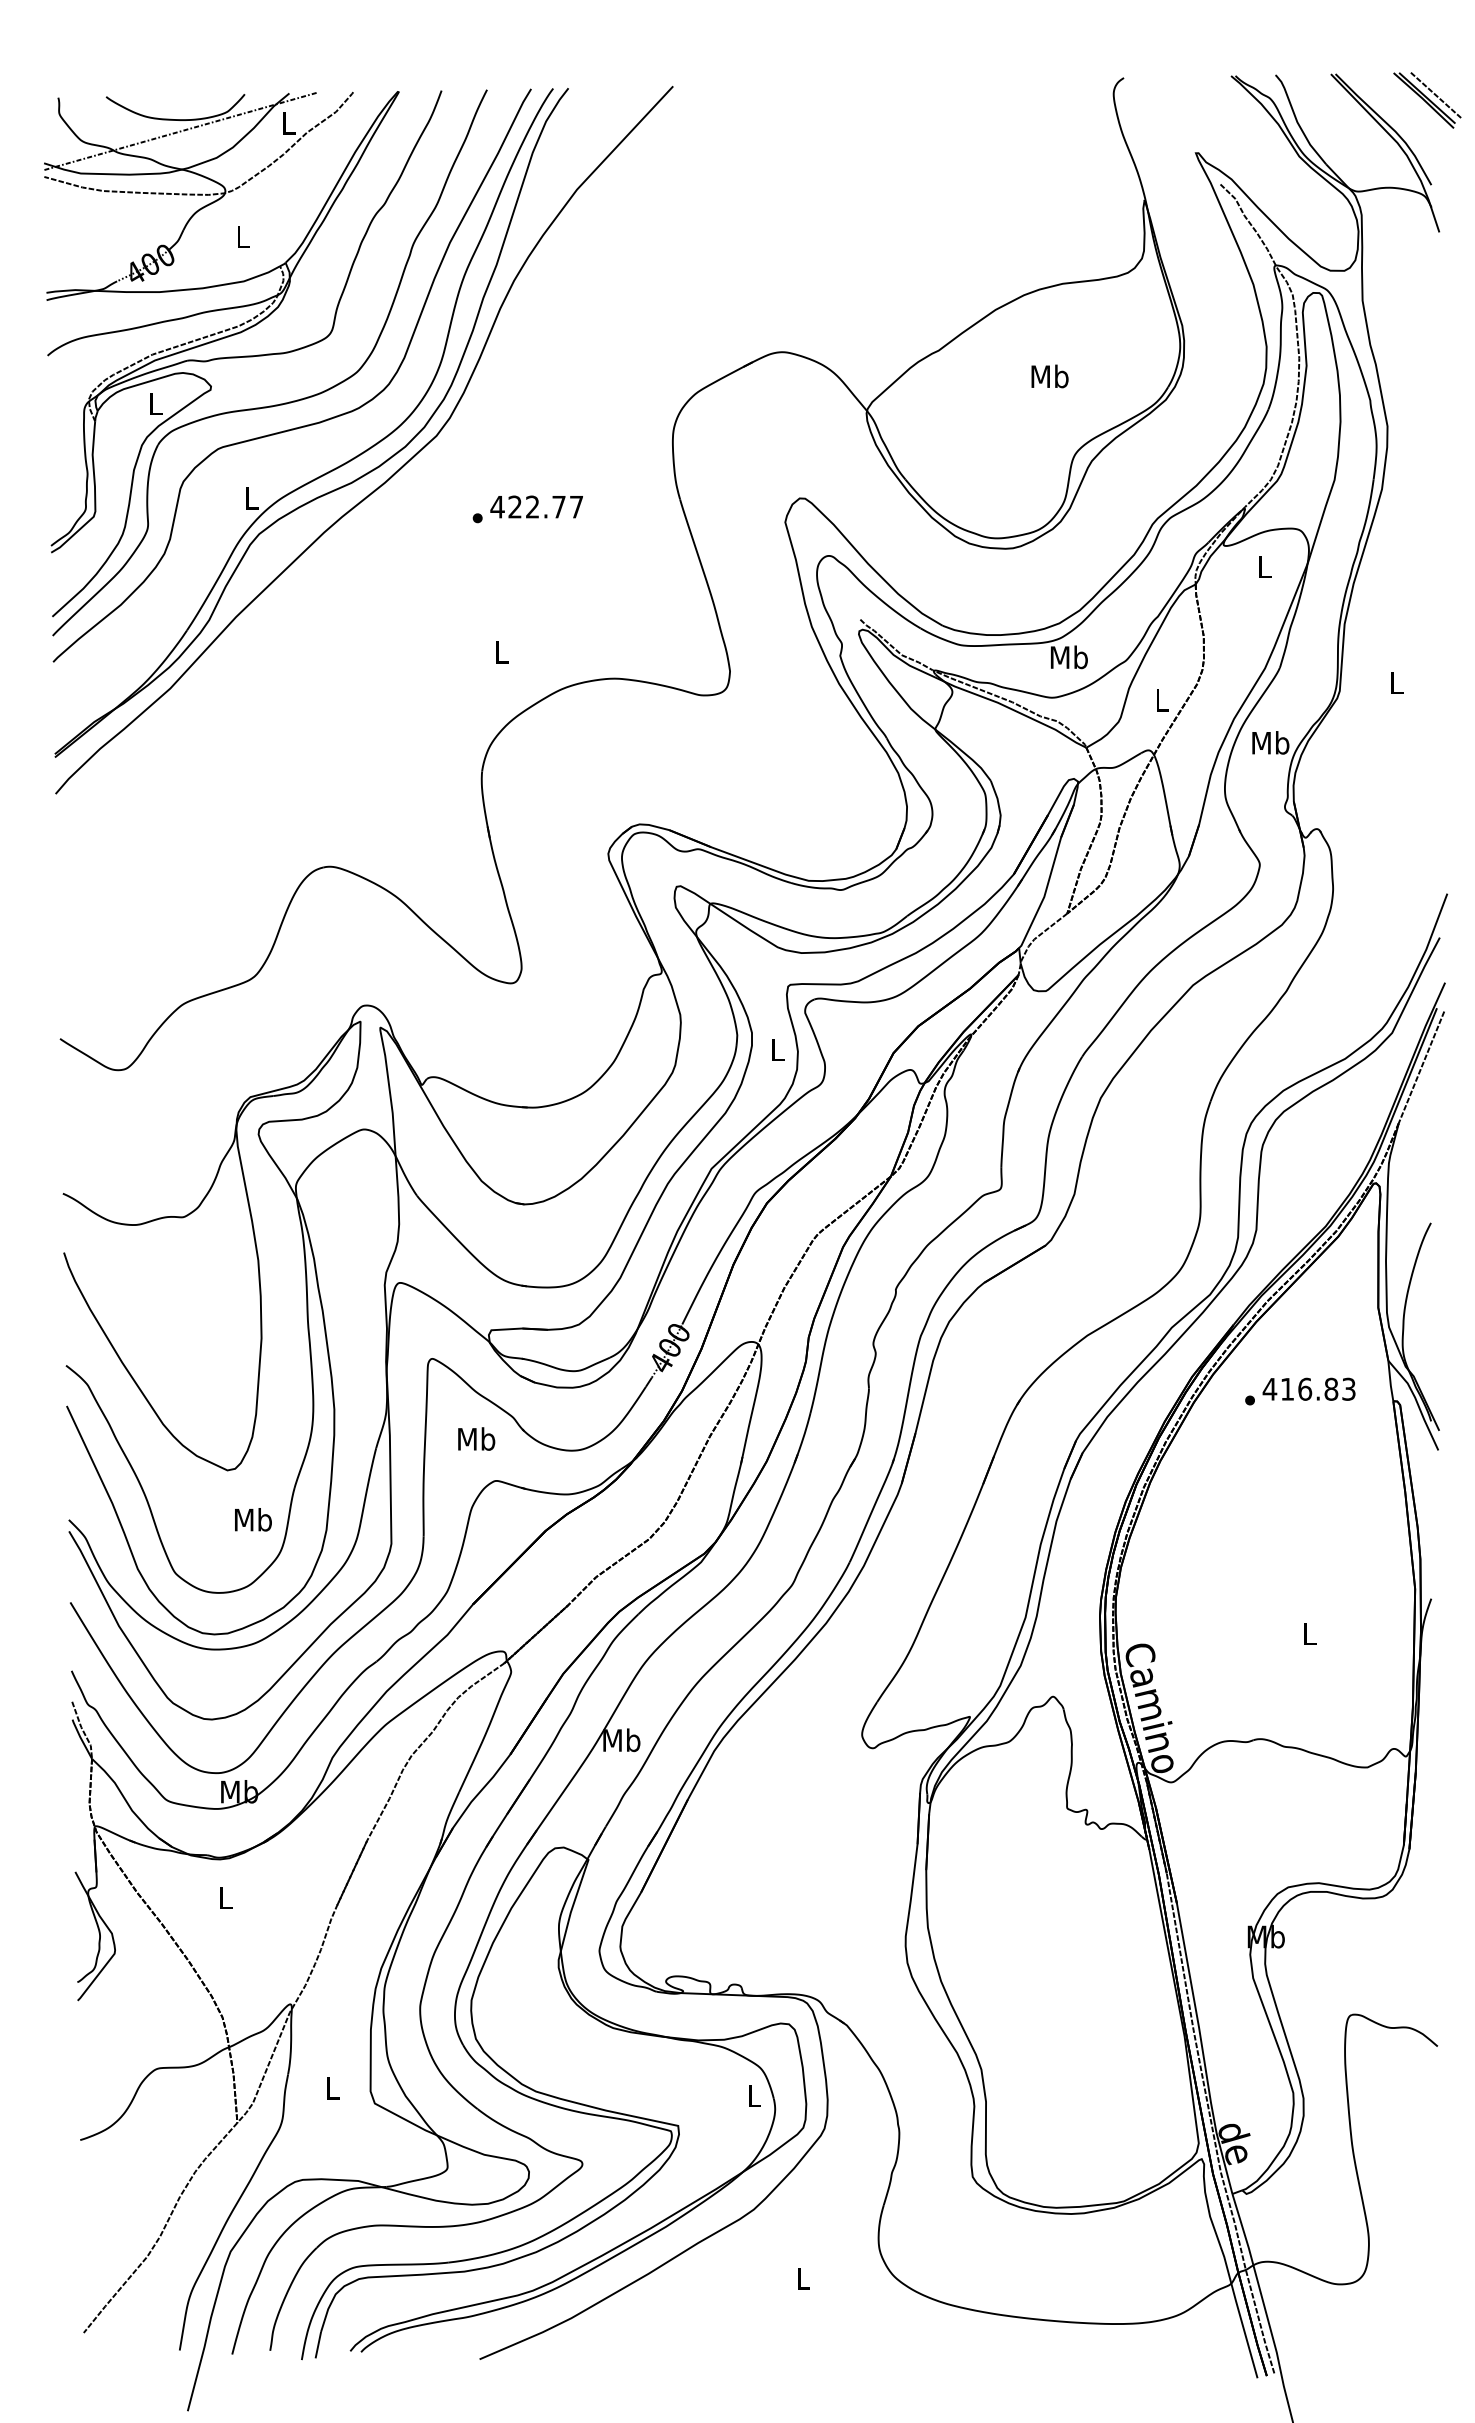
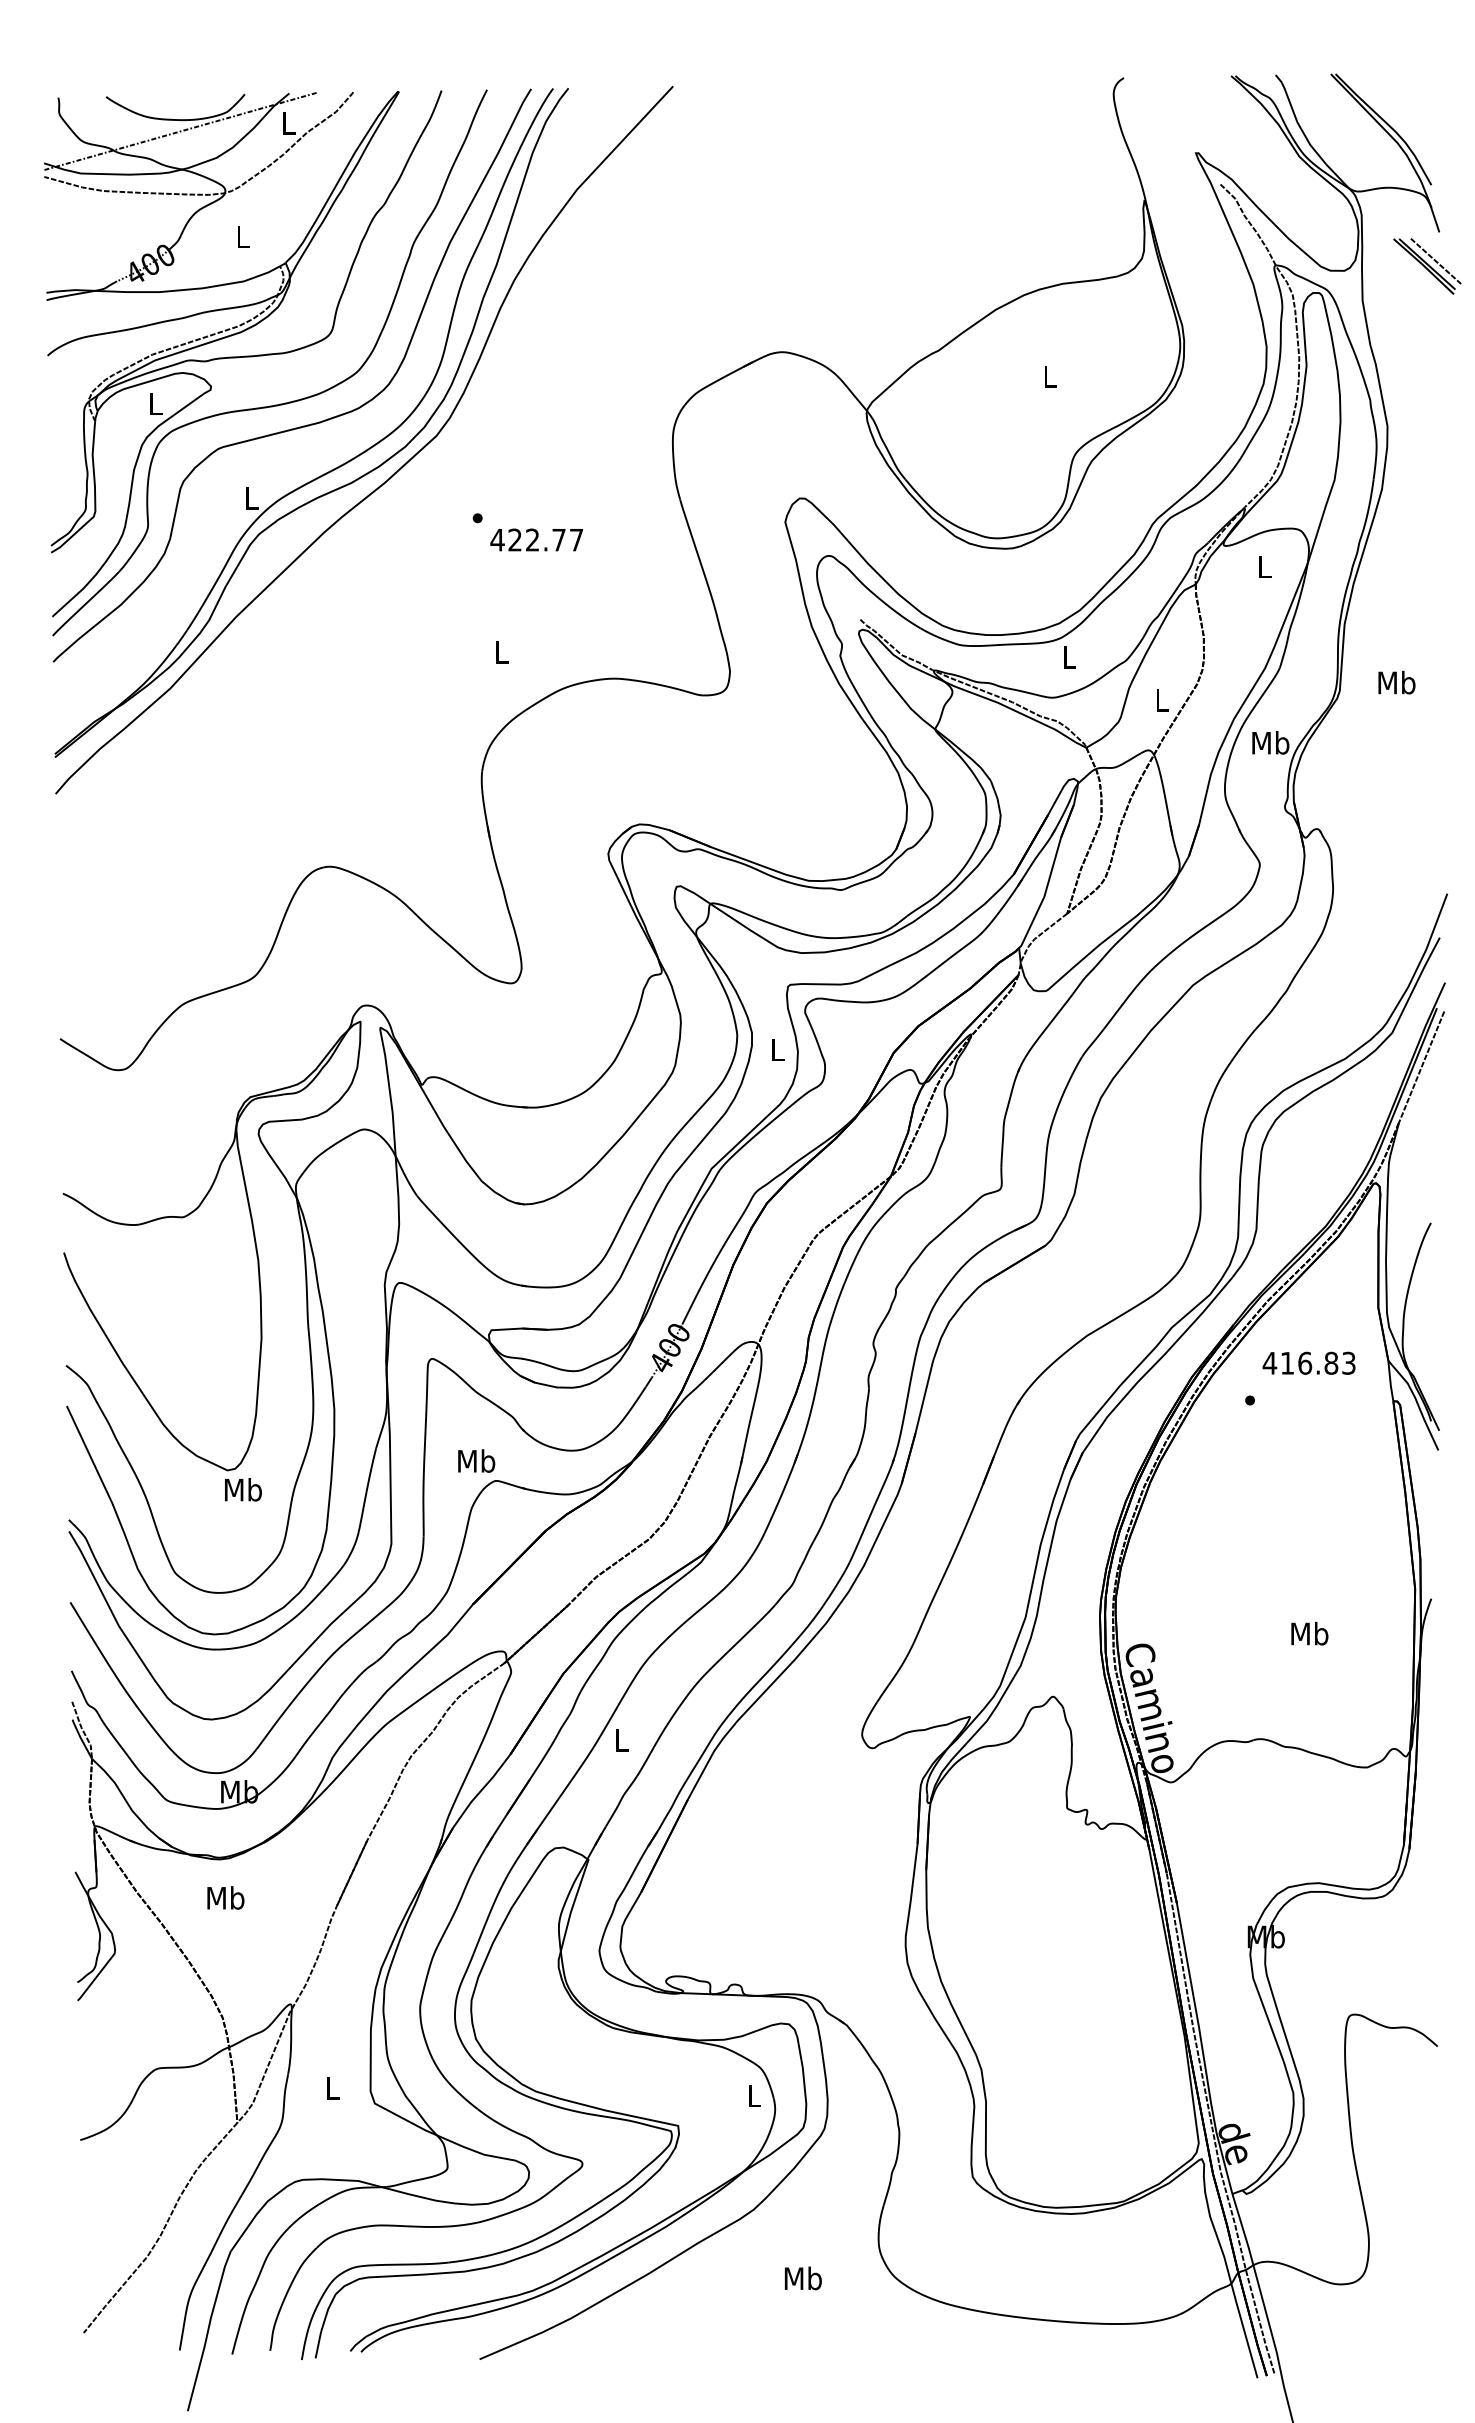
part position: (1427, 100) -> (1427, 266) (1427, 266)
text: Mb -> L (1049, 376)
text position: (536, 506) -> (536, 539) (536, 539)
text: Mb -> L (1068, 657)
text: L -> Mb (1396, 682)
text position: (1308, 1388) -> (1308, 1362) (1308, 1362)
text position: (476, 1438) -> (476, 1460) (476, 1460)
text position: (253, 1519) -> (243, 1489) (243, 1489)
text: L -> Mb (1309, 1633)
text: Mb -> L (621, 1740)
text: L -> Mb (225, 1897)
text: L -> Mb (802, 2278)
